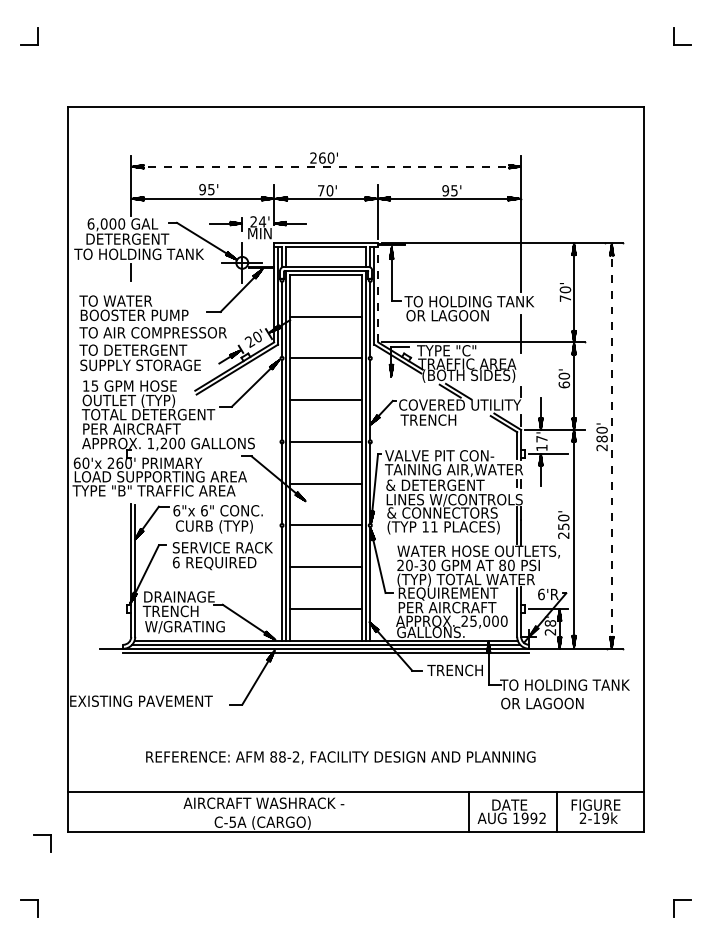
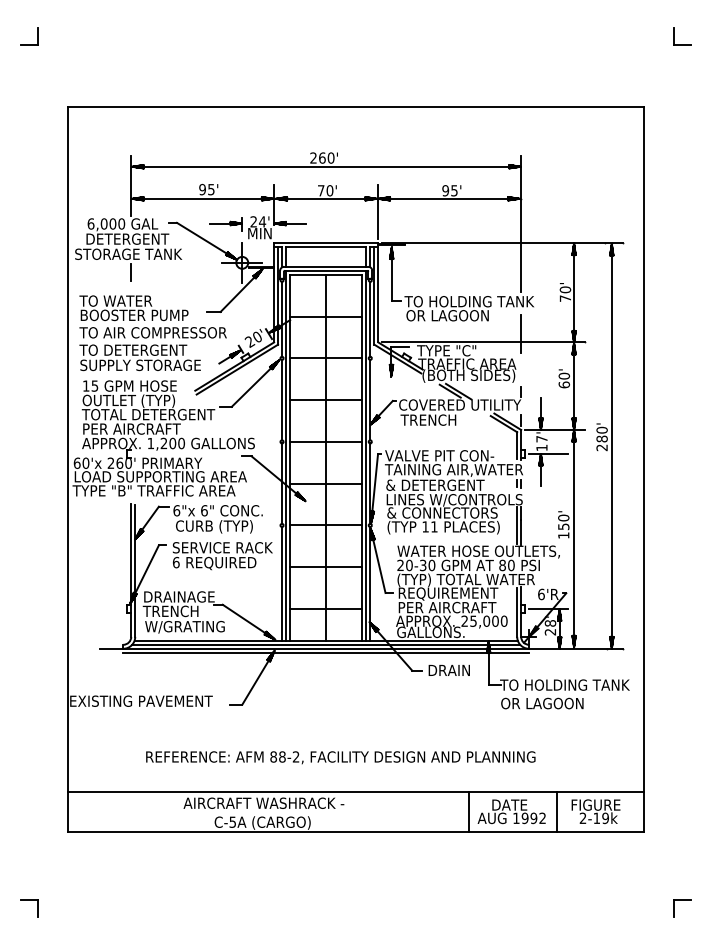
line: dashed -> solid (326, 166)
text: TO HOLDING TANK -> STORAGE TANK (138, 253)
line: dashed -> solid (378, 292)
line: dashed -> solid (611, 445)
line: none -> present (326, 457)
text: 250' -> 150' (563, 535)
text: TRENCH -> DRAIN (454, 670)
part: present -> none (42, 835)
